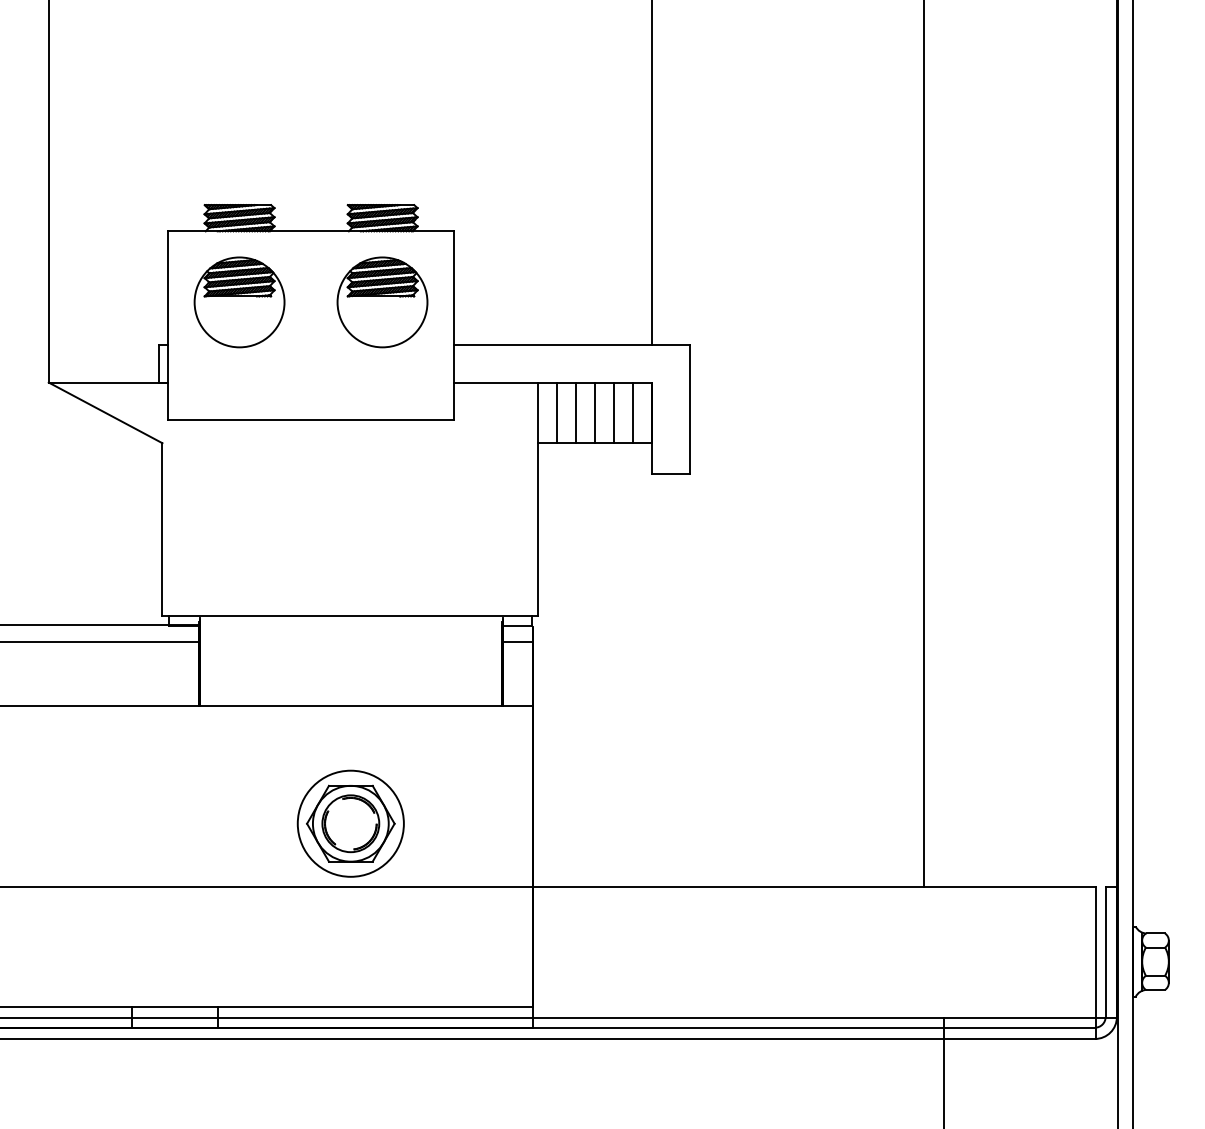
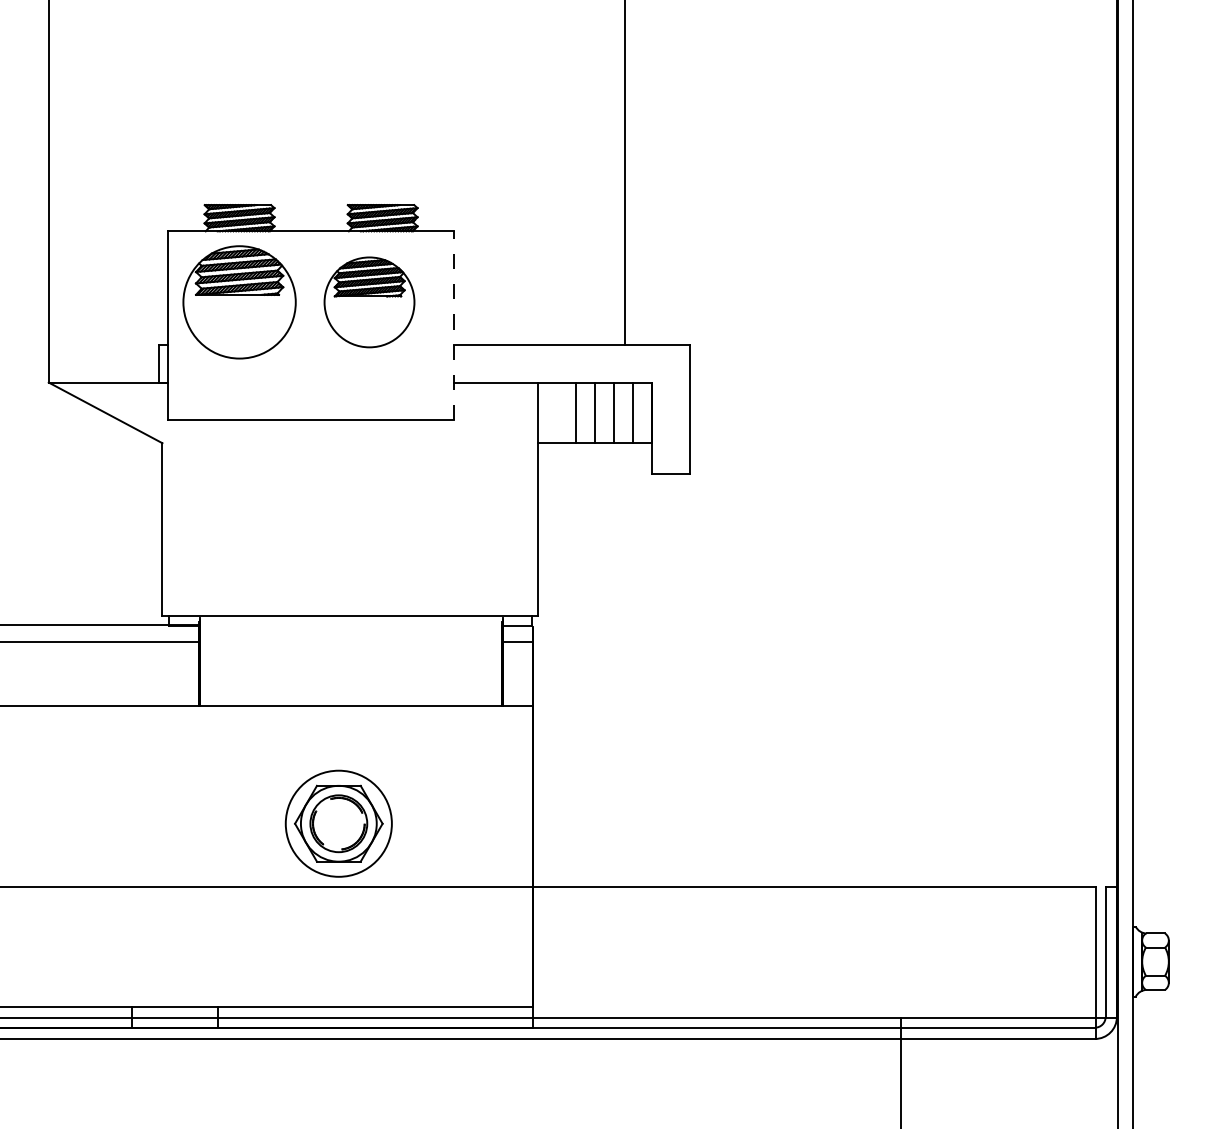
line position: (652, 173) -> (625, 173) (625, 173)
part size: 93x93 px -> 115x115 px (239, 302)
part position: (382, 302) -> (369, 302) (369, 302)
line: solid -> dashed (454, 325)
line: present -> none (557, 412)
line: present -> none (924, 444)
part position: (350, 823) -> (338, 823) (338, 823)
line position: (943, 1071) -> (900, 1071) (900, 1071)
